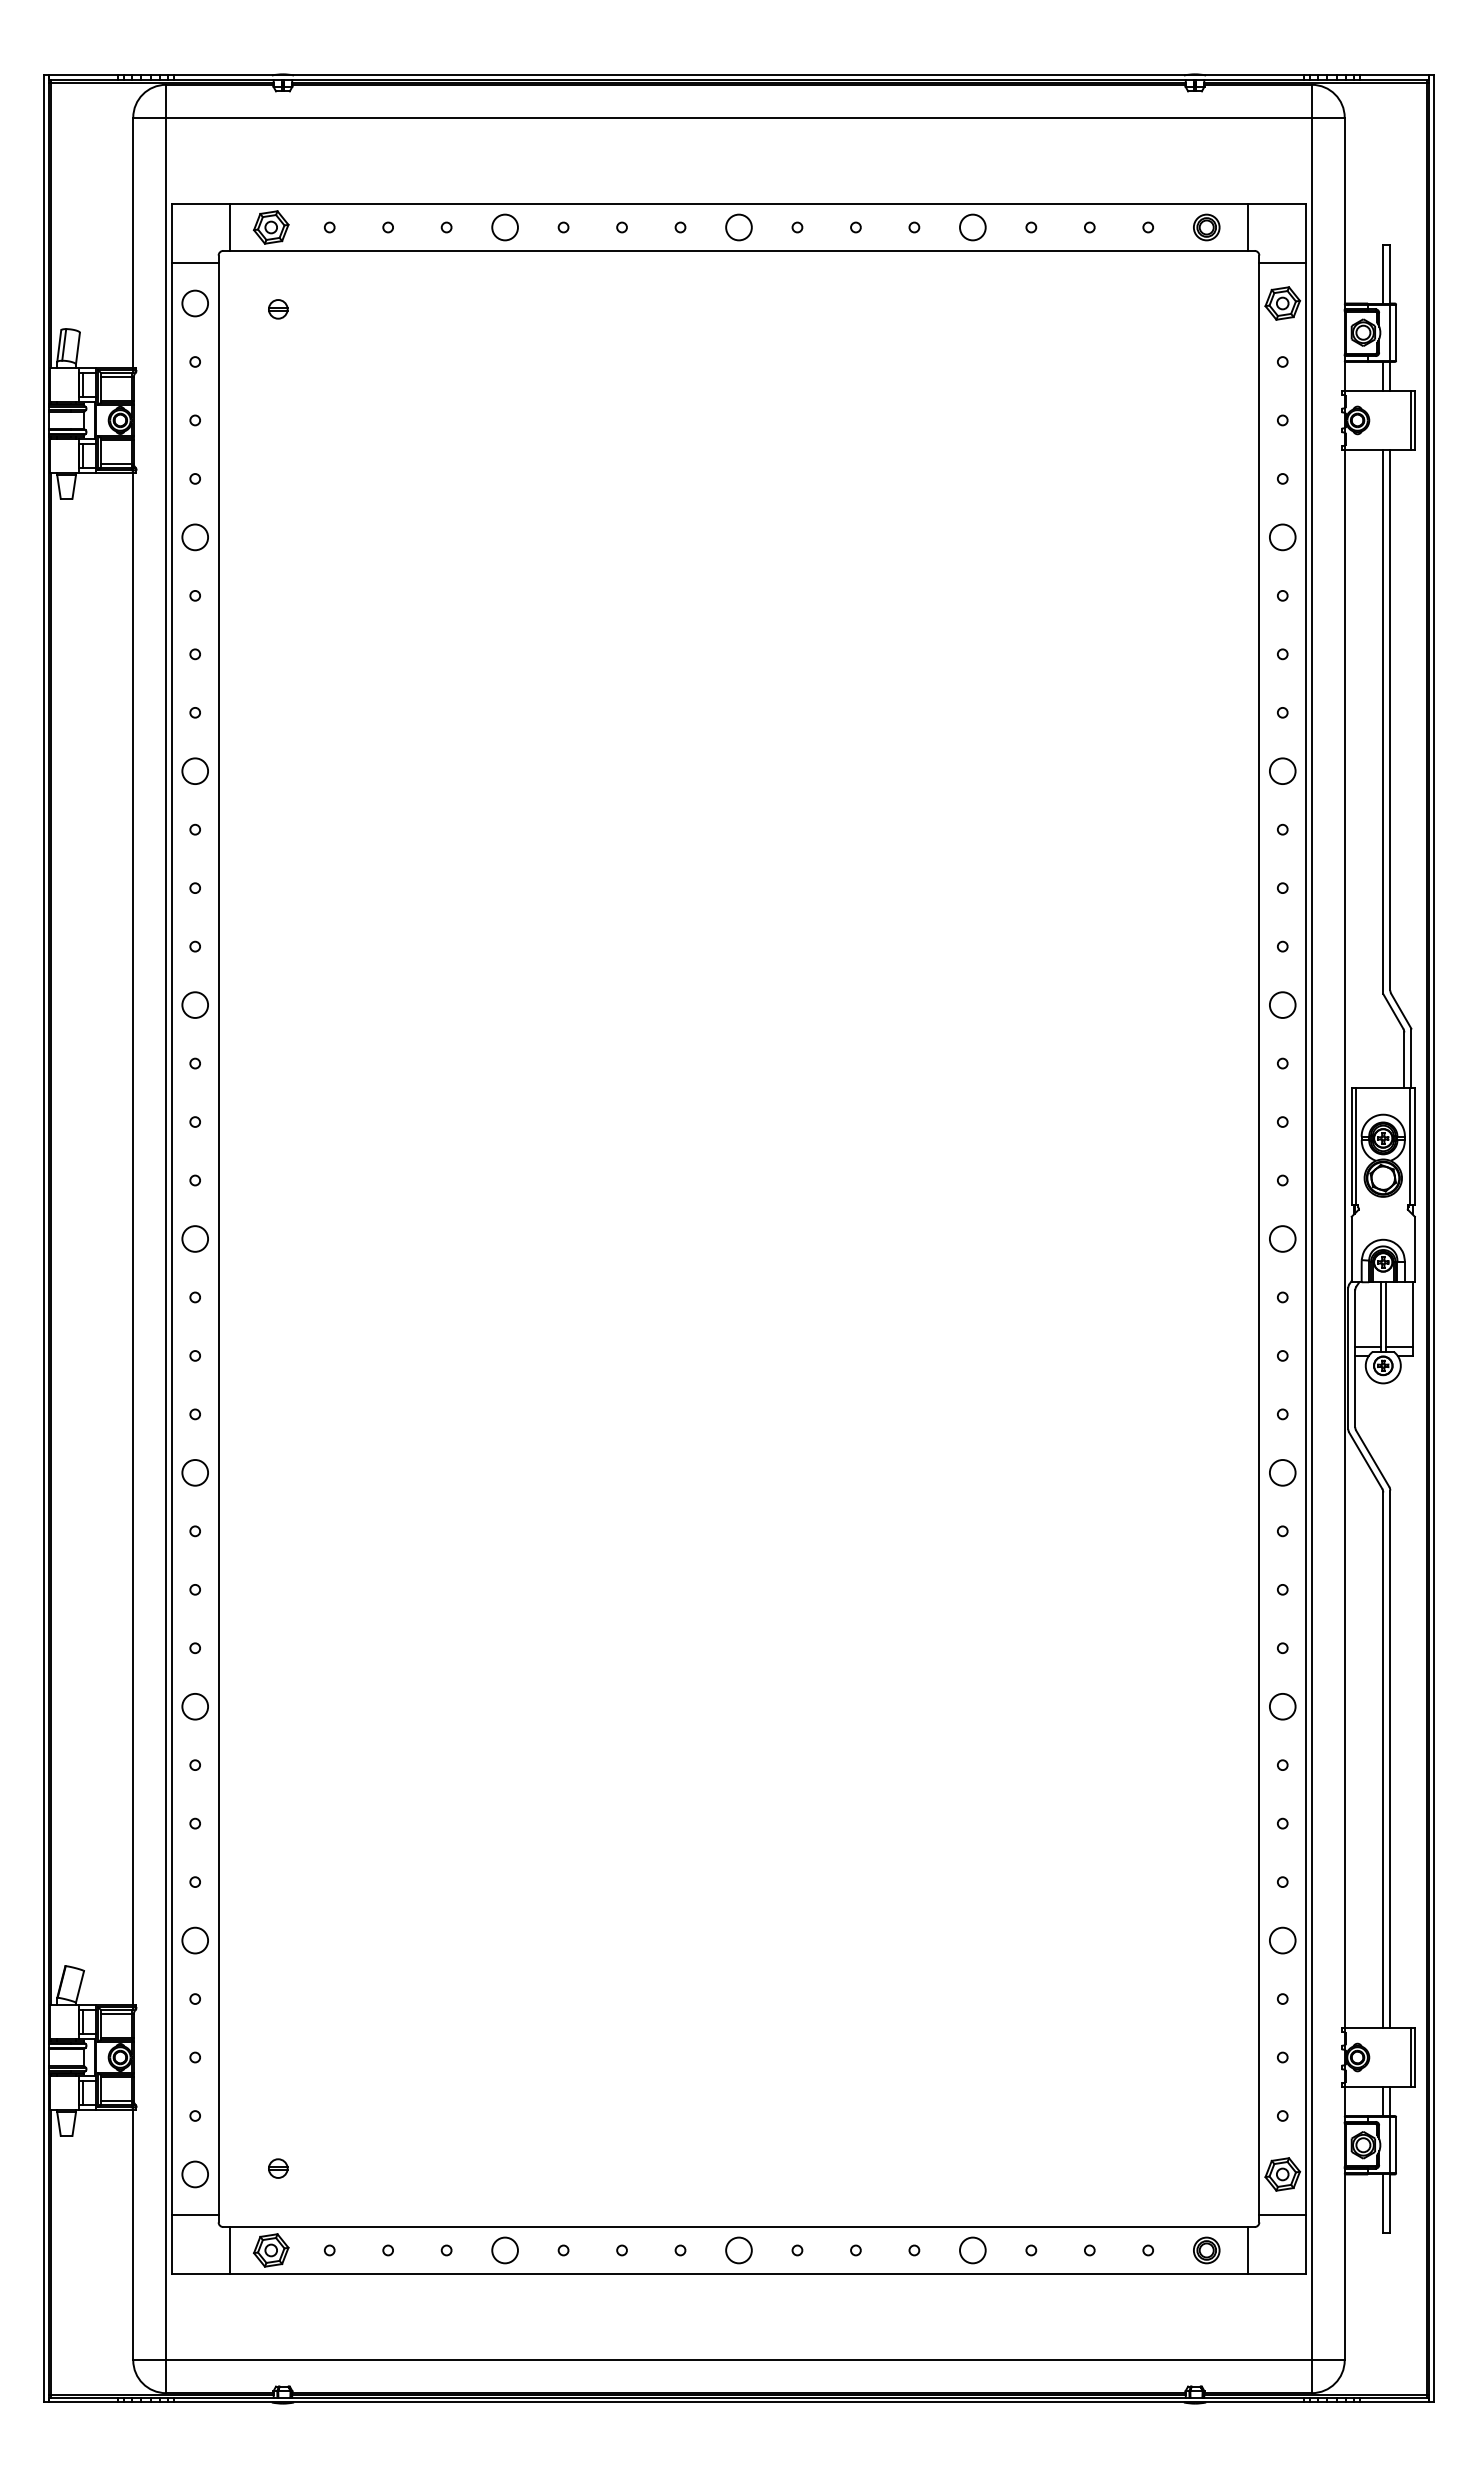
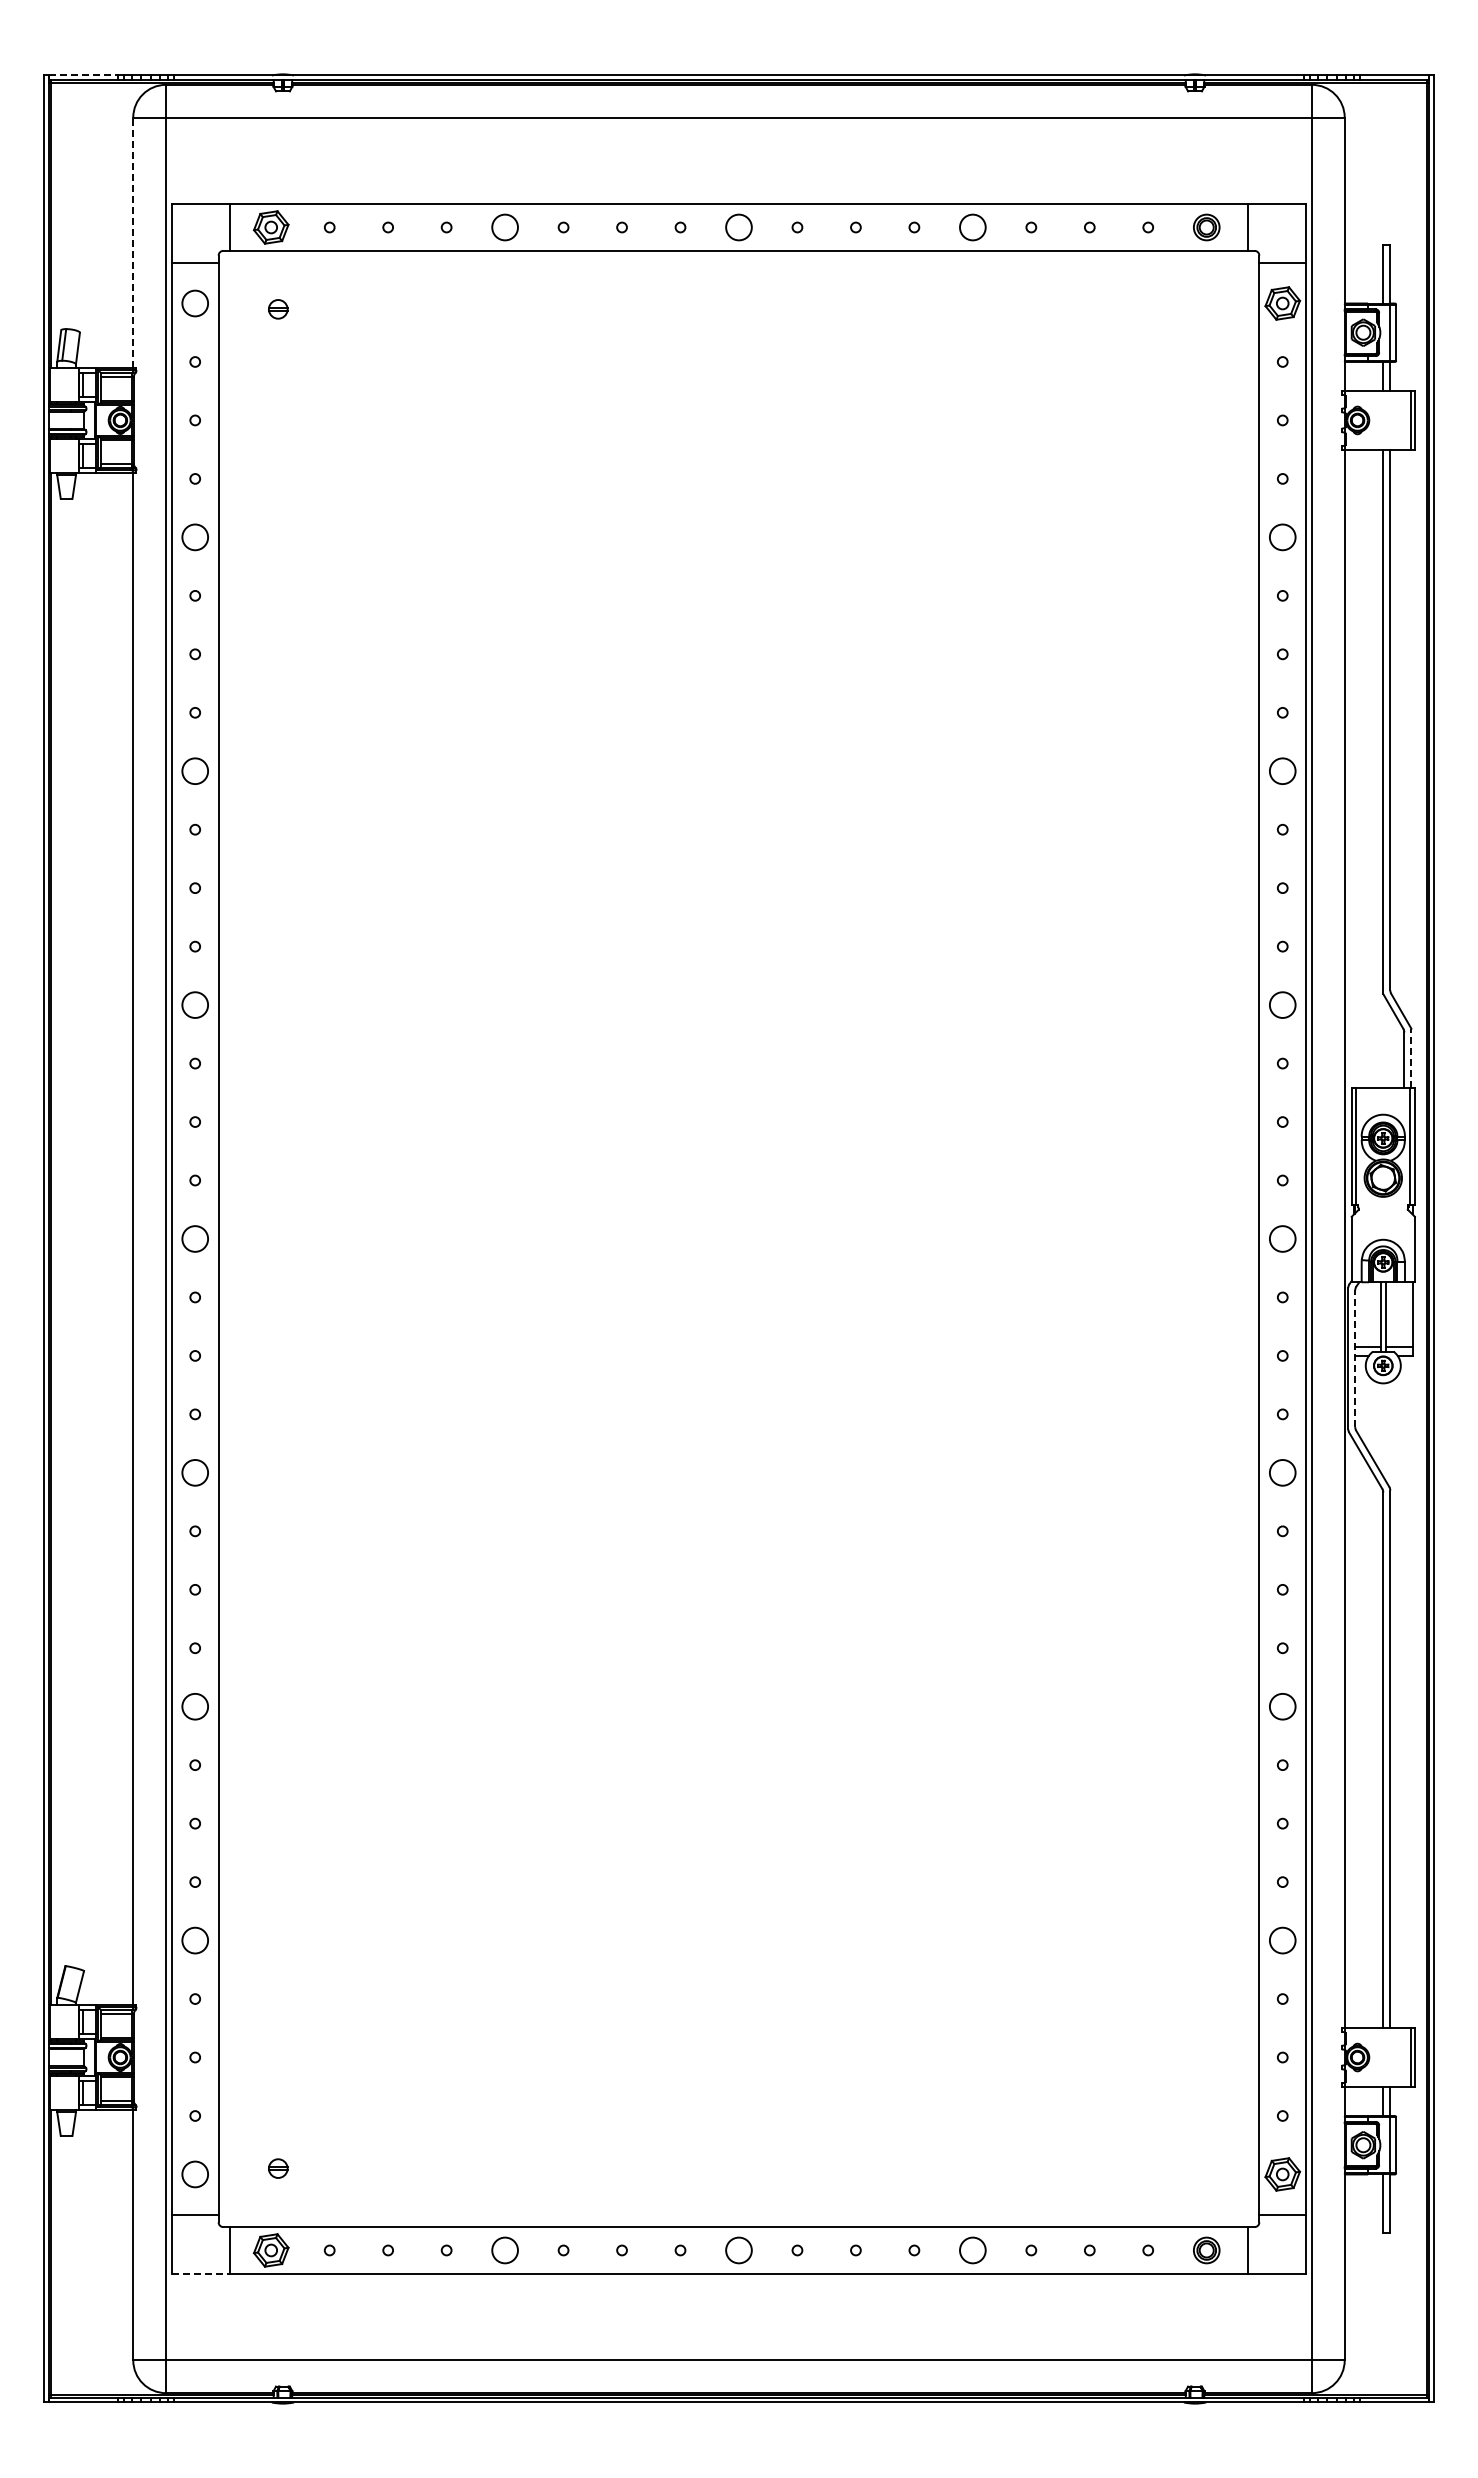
line: solid -> dashed (84, 75)
line: solid -> dashed (133, 242)
line: solid -> dashed (1411, 1058)
line: solid -> dashed (1355, 1358)
line: solid -> dashed (201, 2273)
